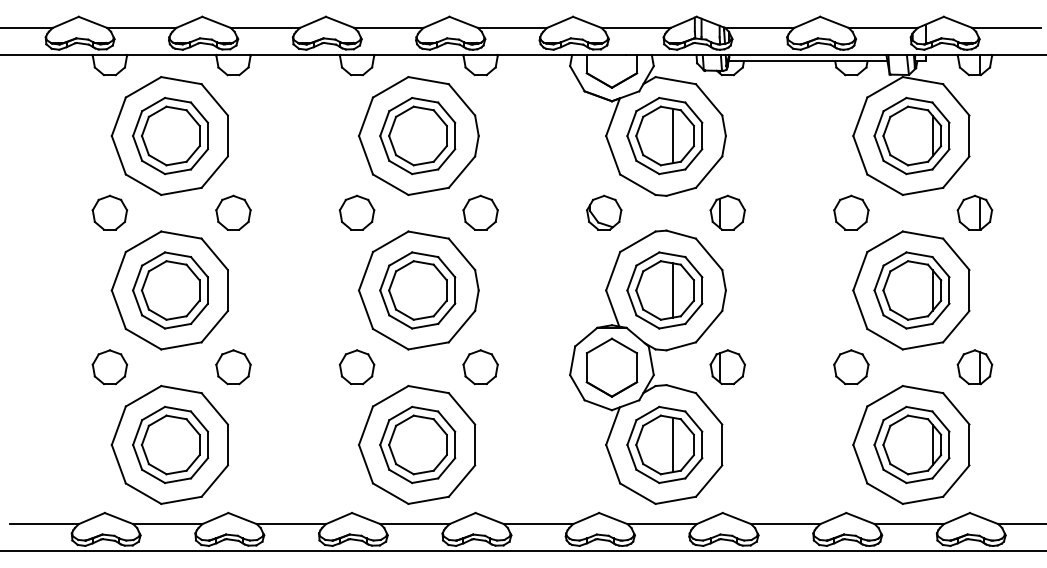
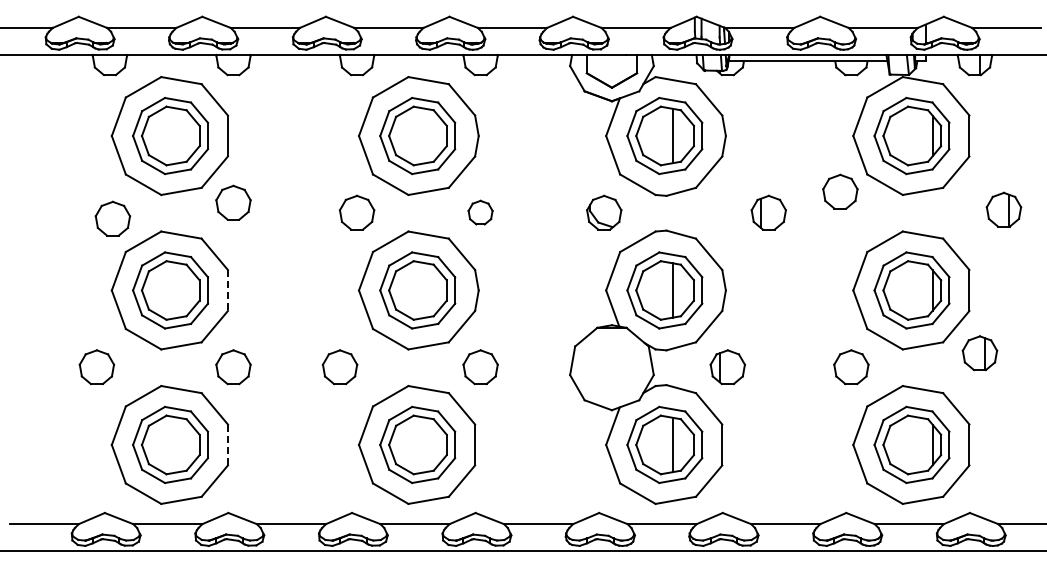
part position: (109, 212) -> (112, 218) (112, 218)
part position: (233, 212) -> (233, 202) (233, 202)
part size: 37x37 px -> 27x27 px (480, 212)
part position: (727, 212) -> (768, 212) (768, 212)
part position: (851, 212) -> (840, 191) (840, 191)
part position: (974, 212) -> (1003, 209) (1003, 209)
line: solid -> dashed (227, 291)
part position: (109, 367) -> (96, 367) (96, 367)
part position: (356, 367) -> (339, 367) (339, 367)
part: present -> none (611, 367)
part position: (974, 367) -> (979, 353) (979, 353)
line: solid -> dashed (227, 445)
